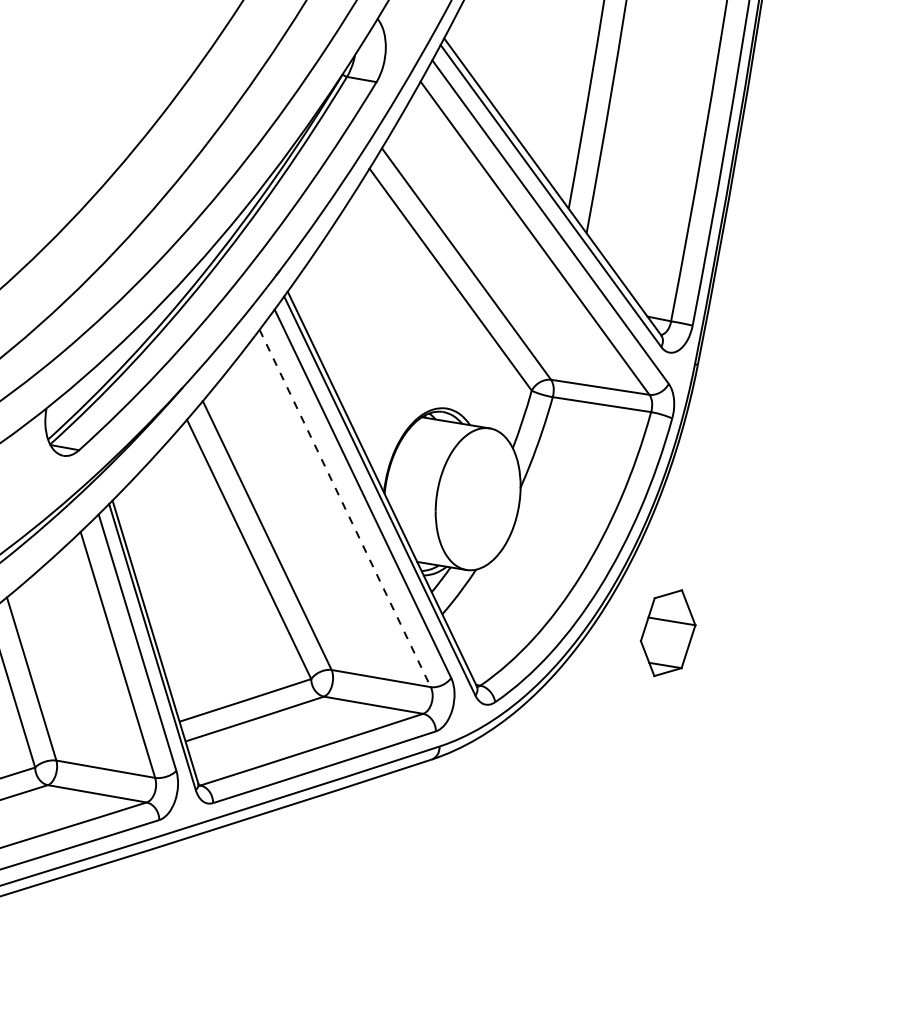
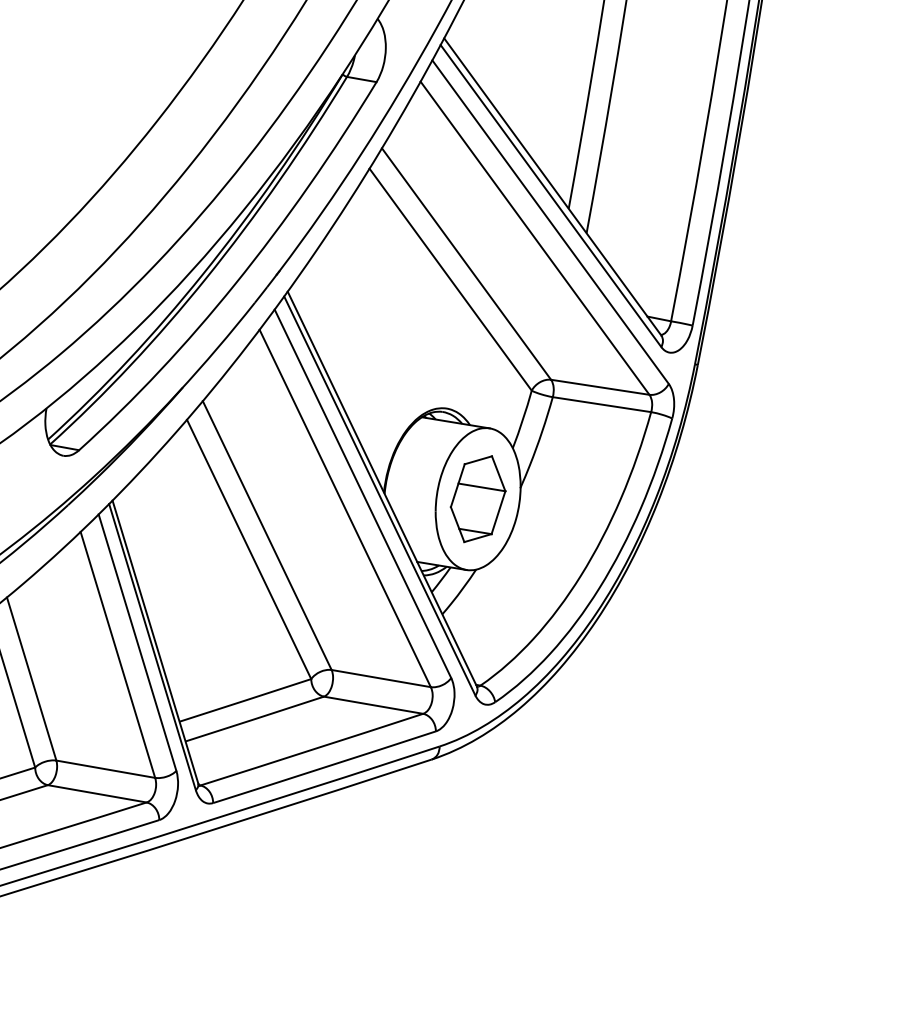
line: dashed -> solid (345, 508)
part position: (667, 633) -> (477, 499) (477, 499)
